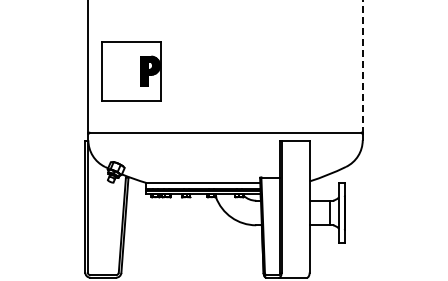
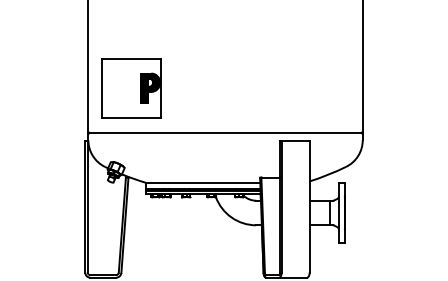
line: dashed -> solid (362, 66)
part position: (131, 71) -> (131, 88) (131, 88)
